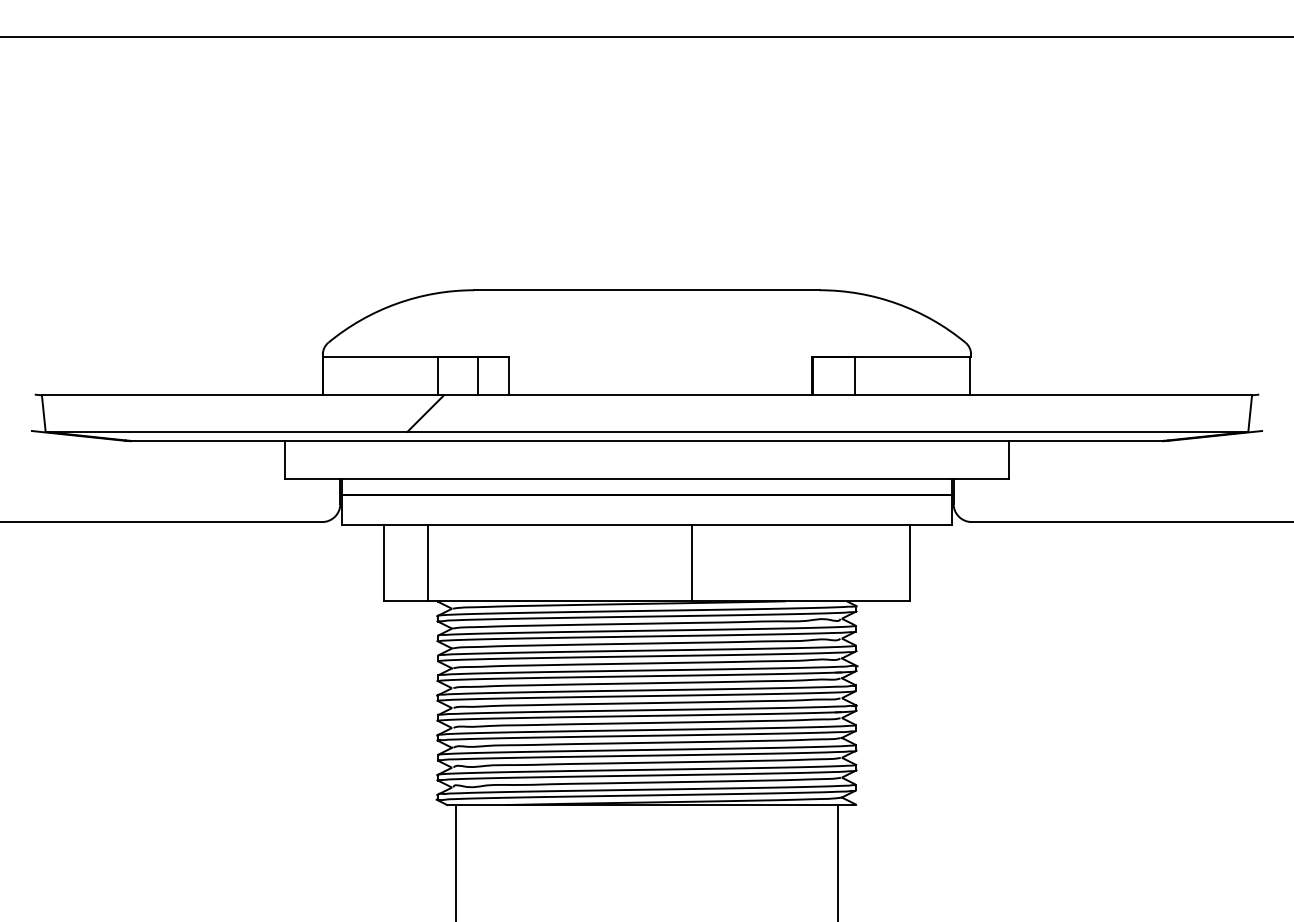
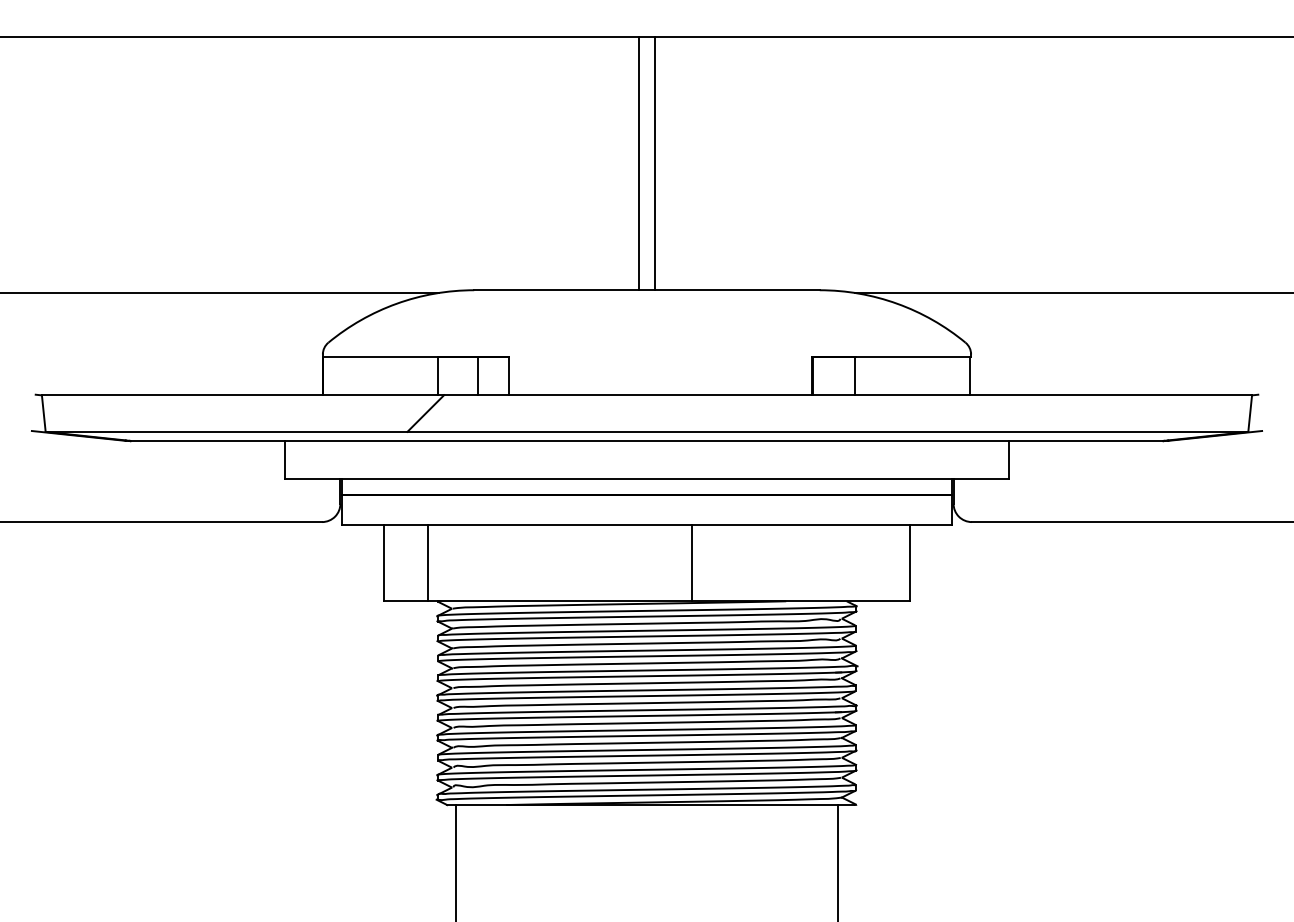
line: none -> present (639, 163)
line: none -> present (654, 163)
line: none -> present (220, 293)
line: none -> present (1072, 293)
